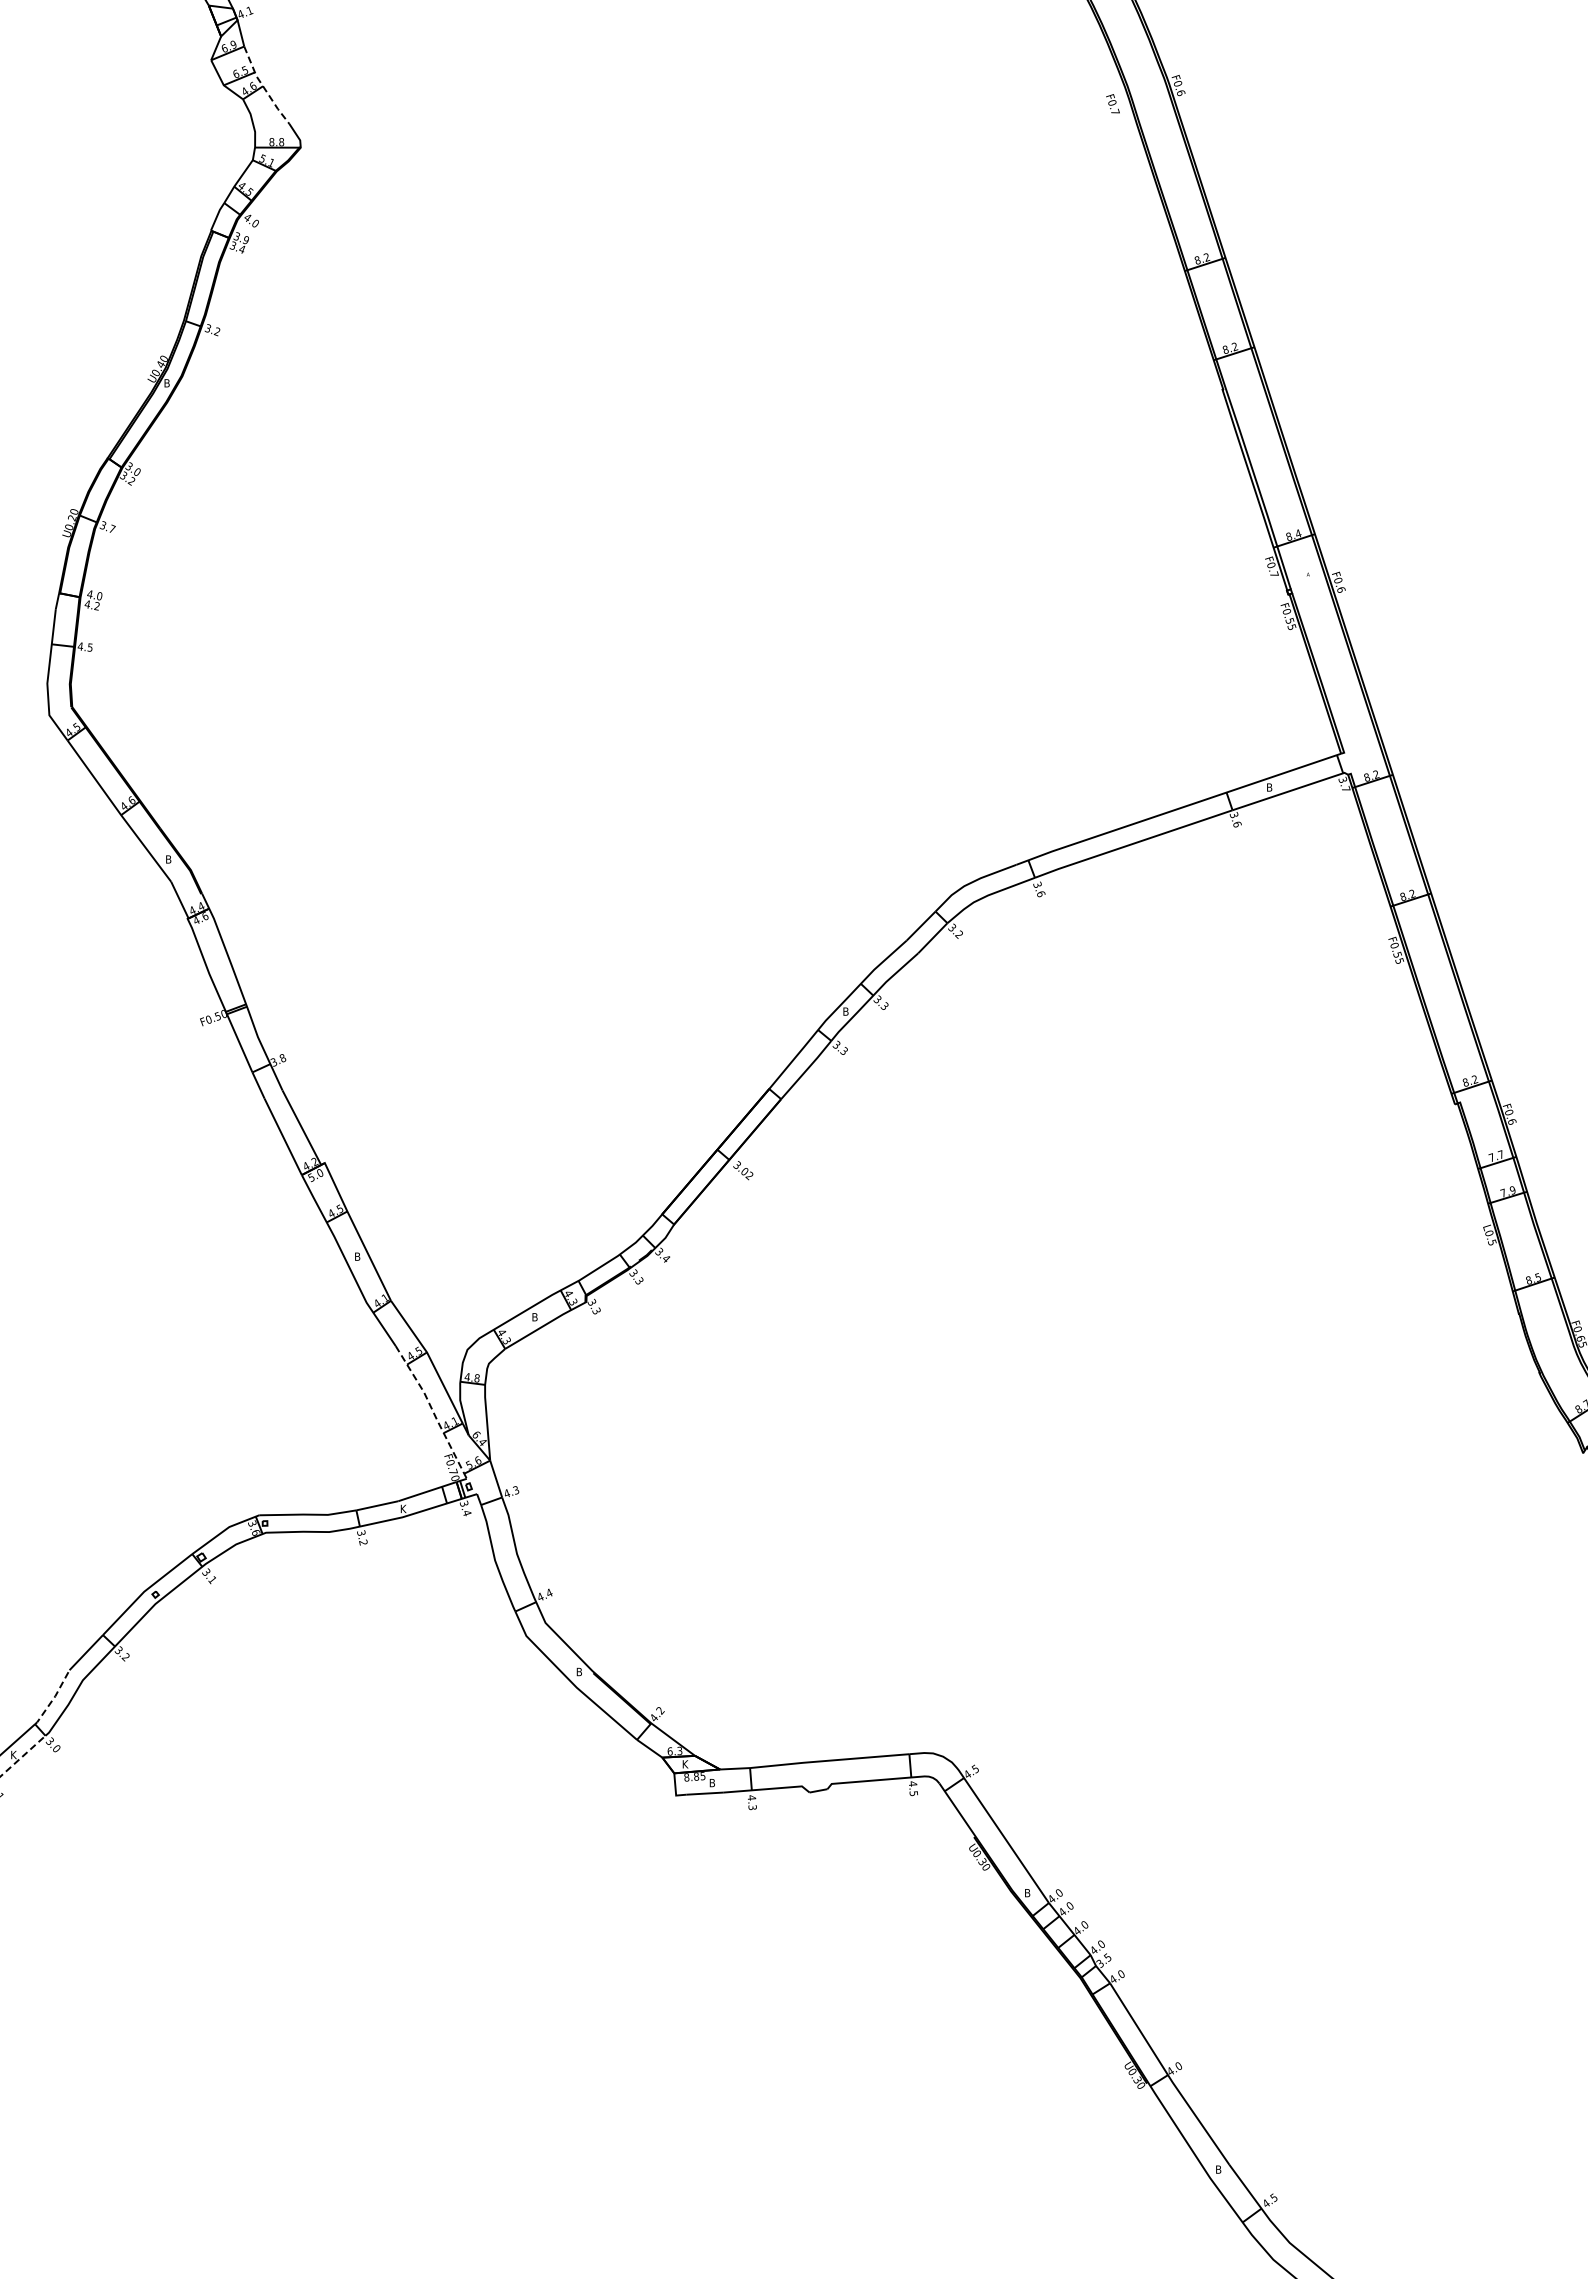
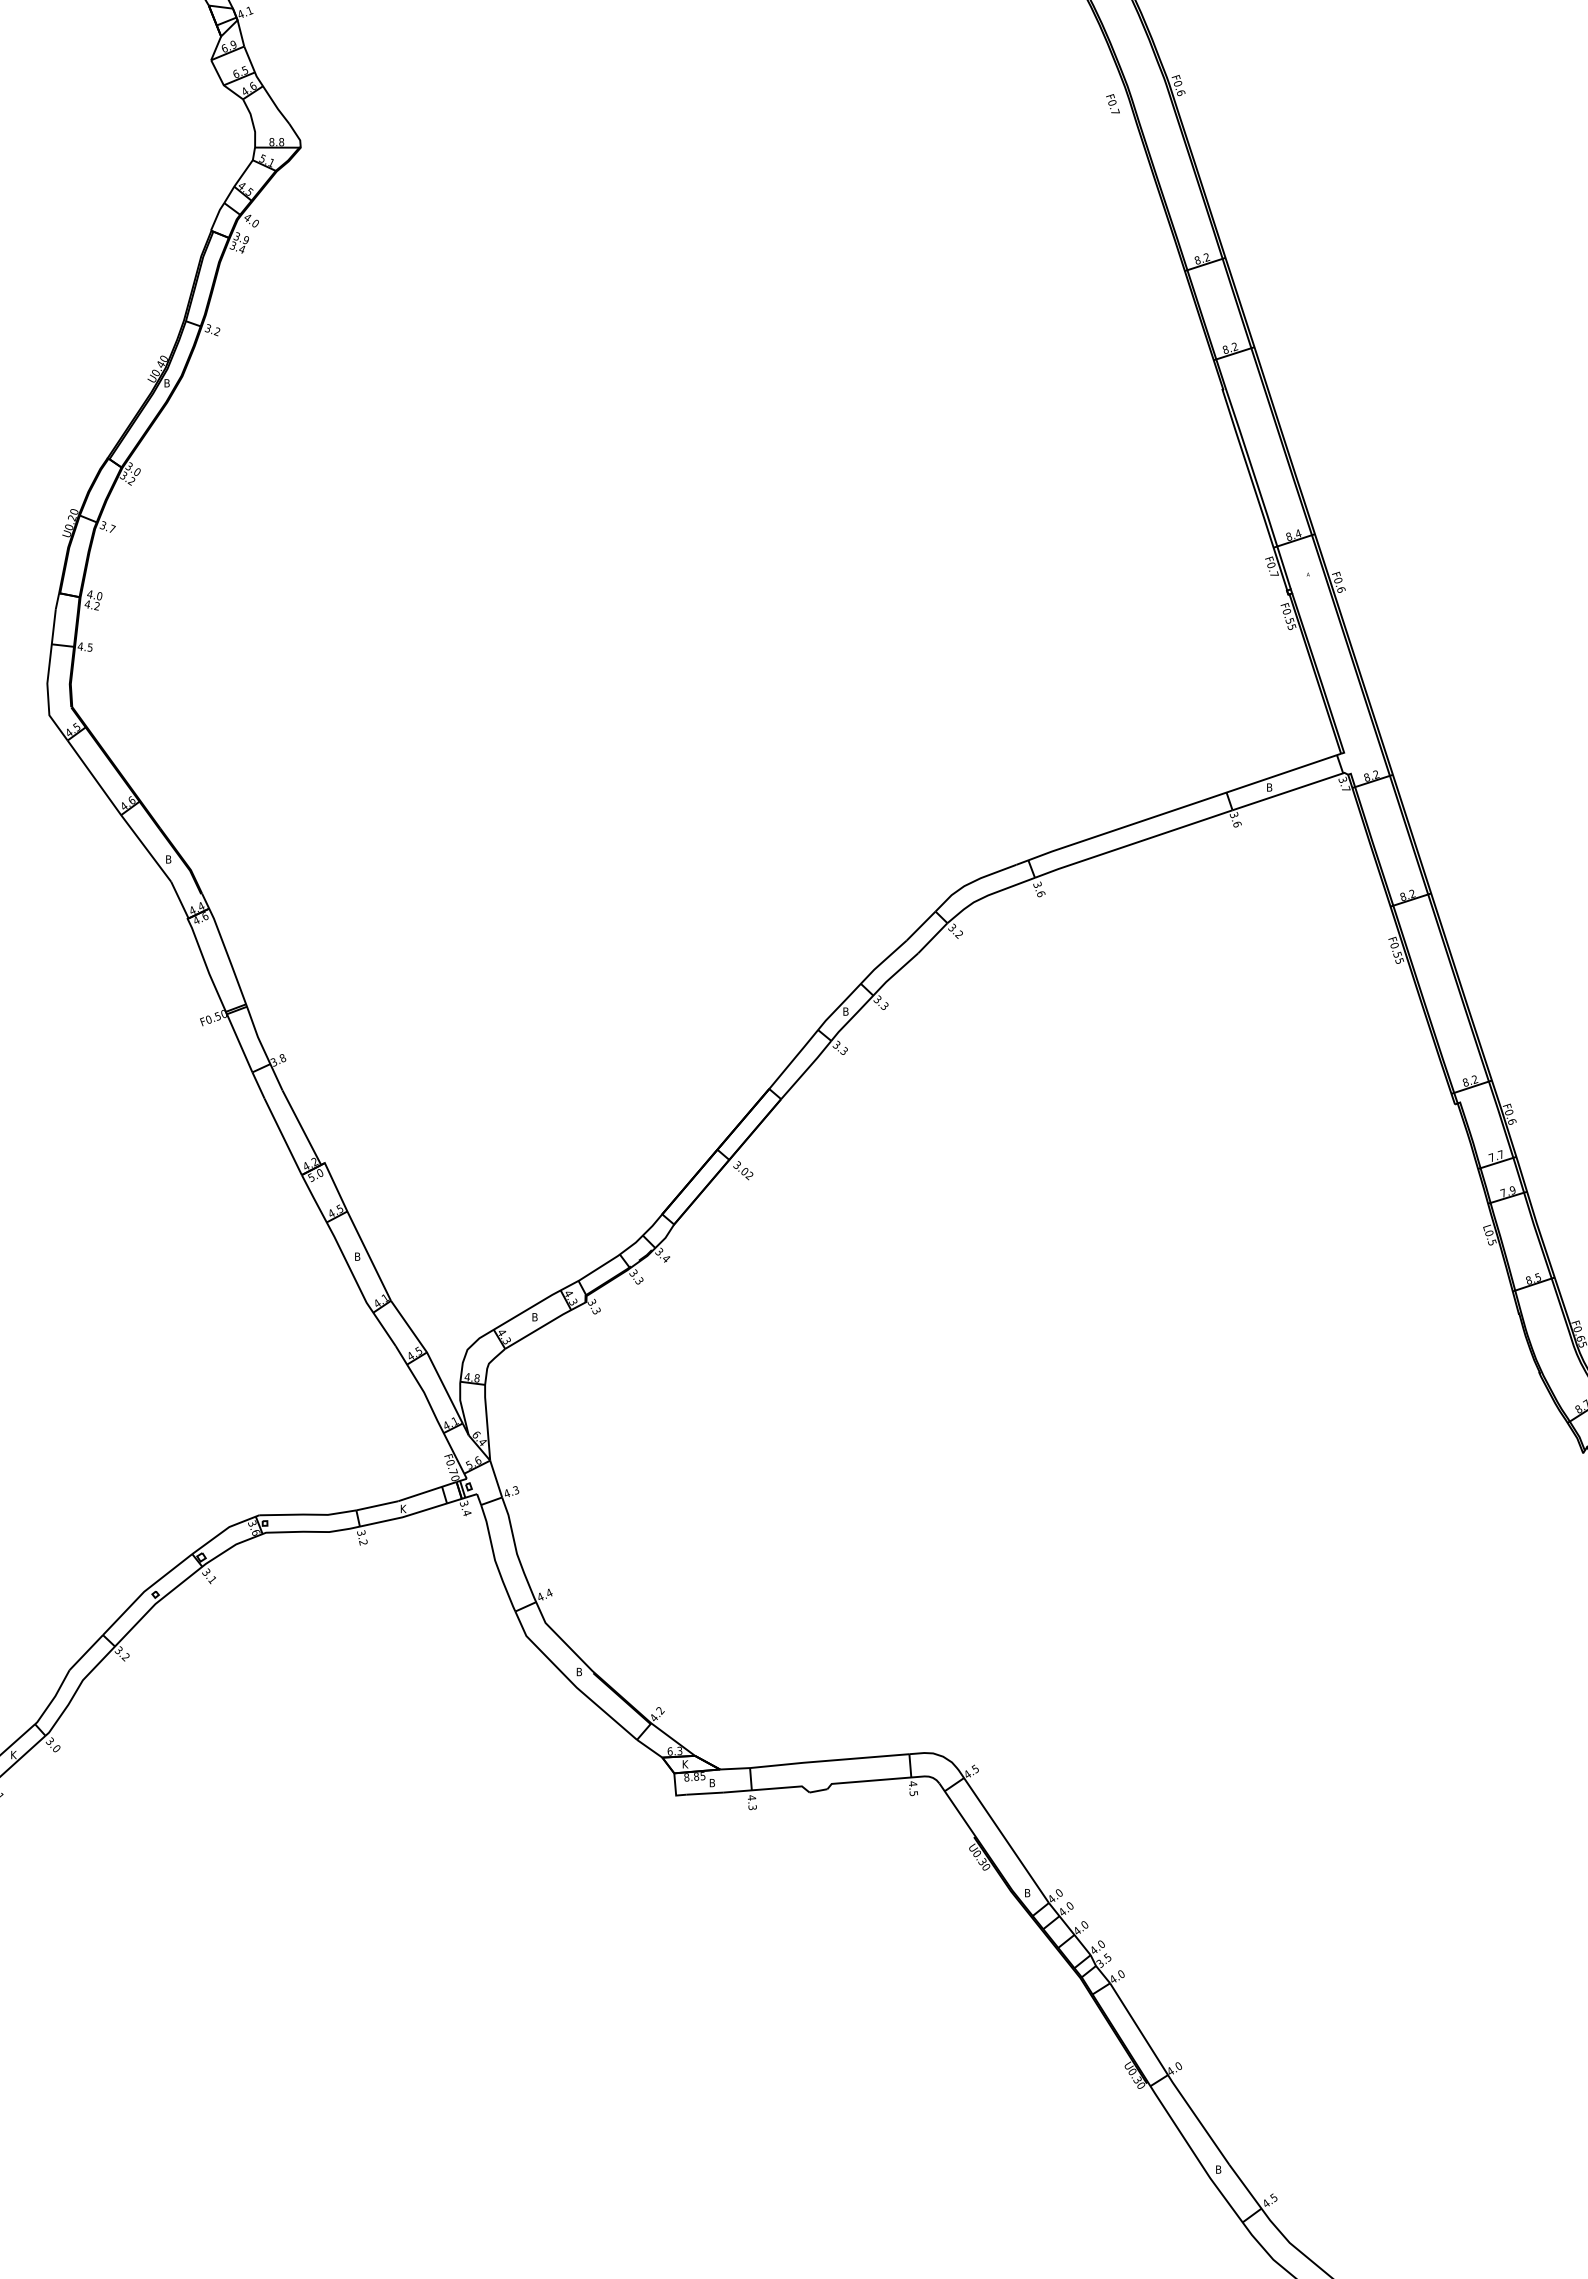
line: dashed -> solid (263, 87)
line: dashed -> solid (433, 1411)
line: dashed -> solid (54, 1697)
line: dashed -> solid (23, 1755)
